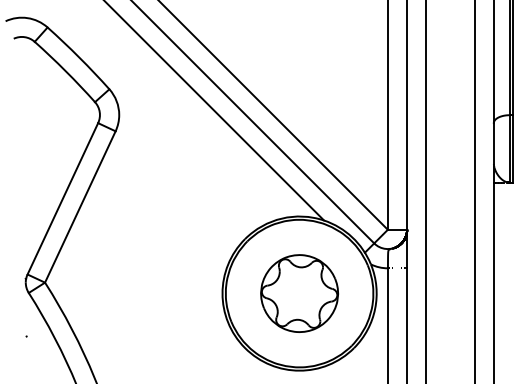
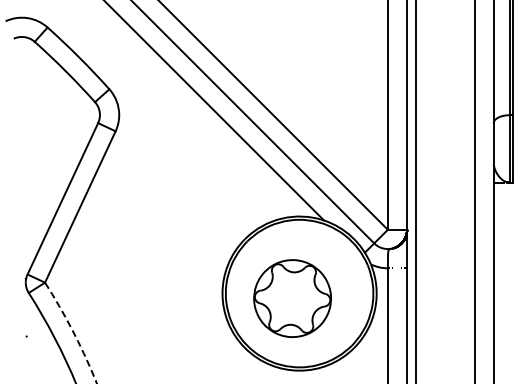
line position: (426, 191) -> (416, 191) (416, 191)
part position: (299, 293) -> (292, 298) (292, 298)
arc: solid -> dashed (73, 332)
